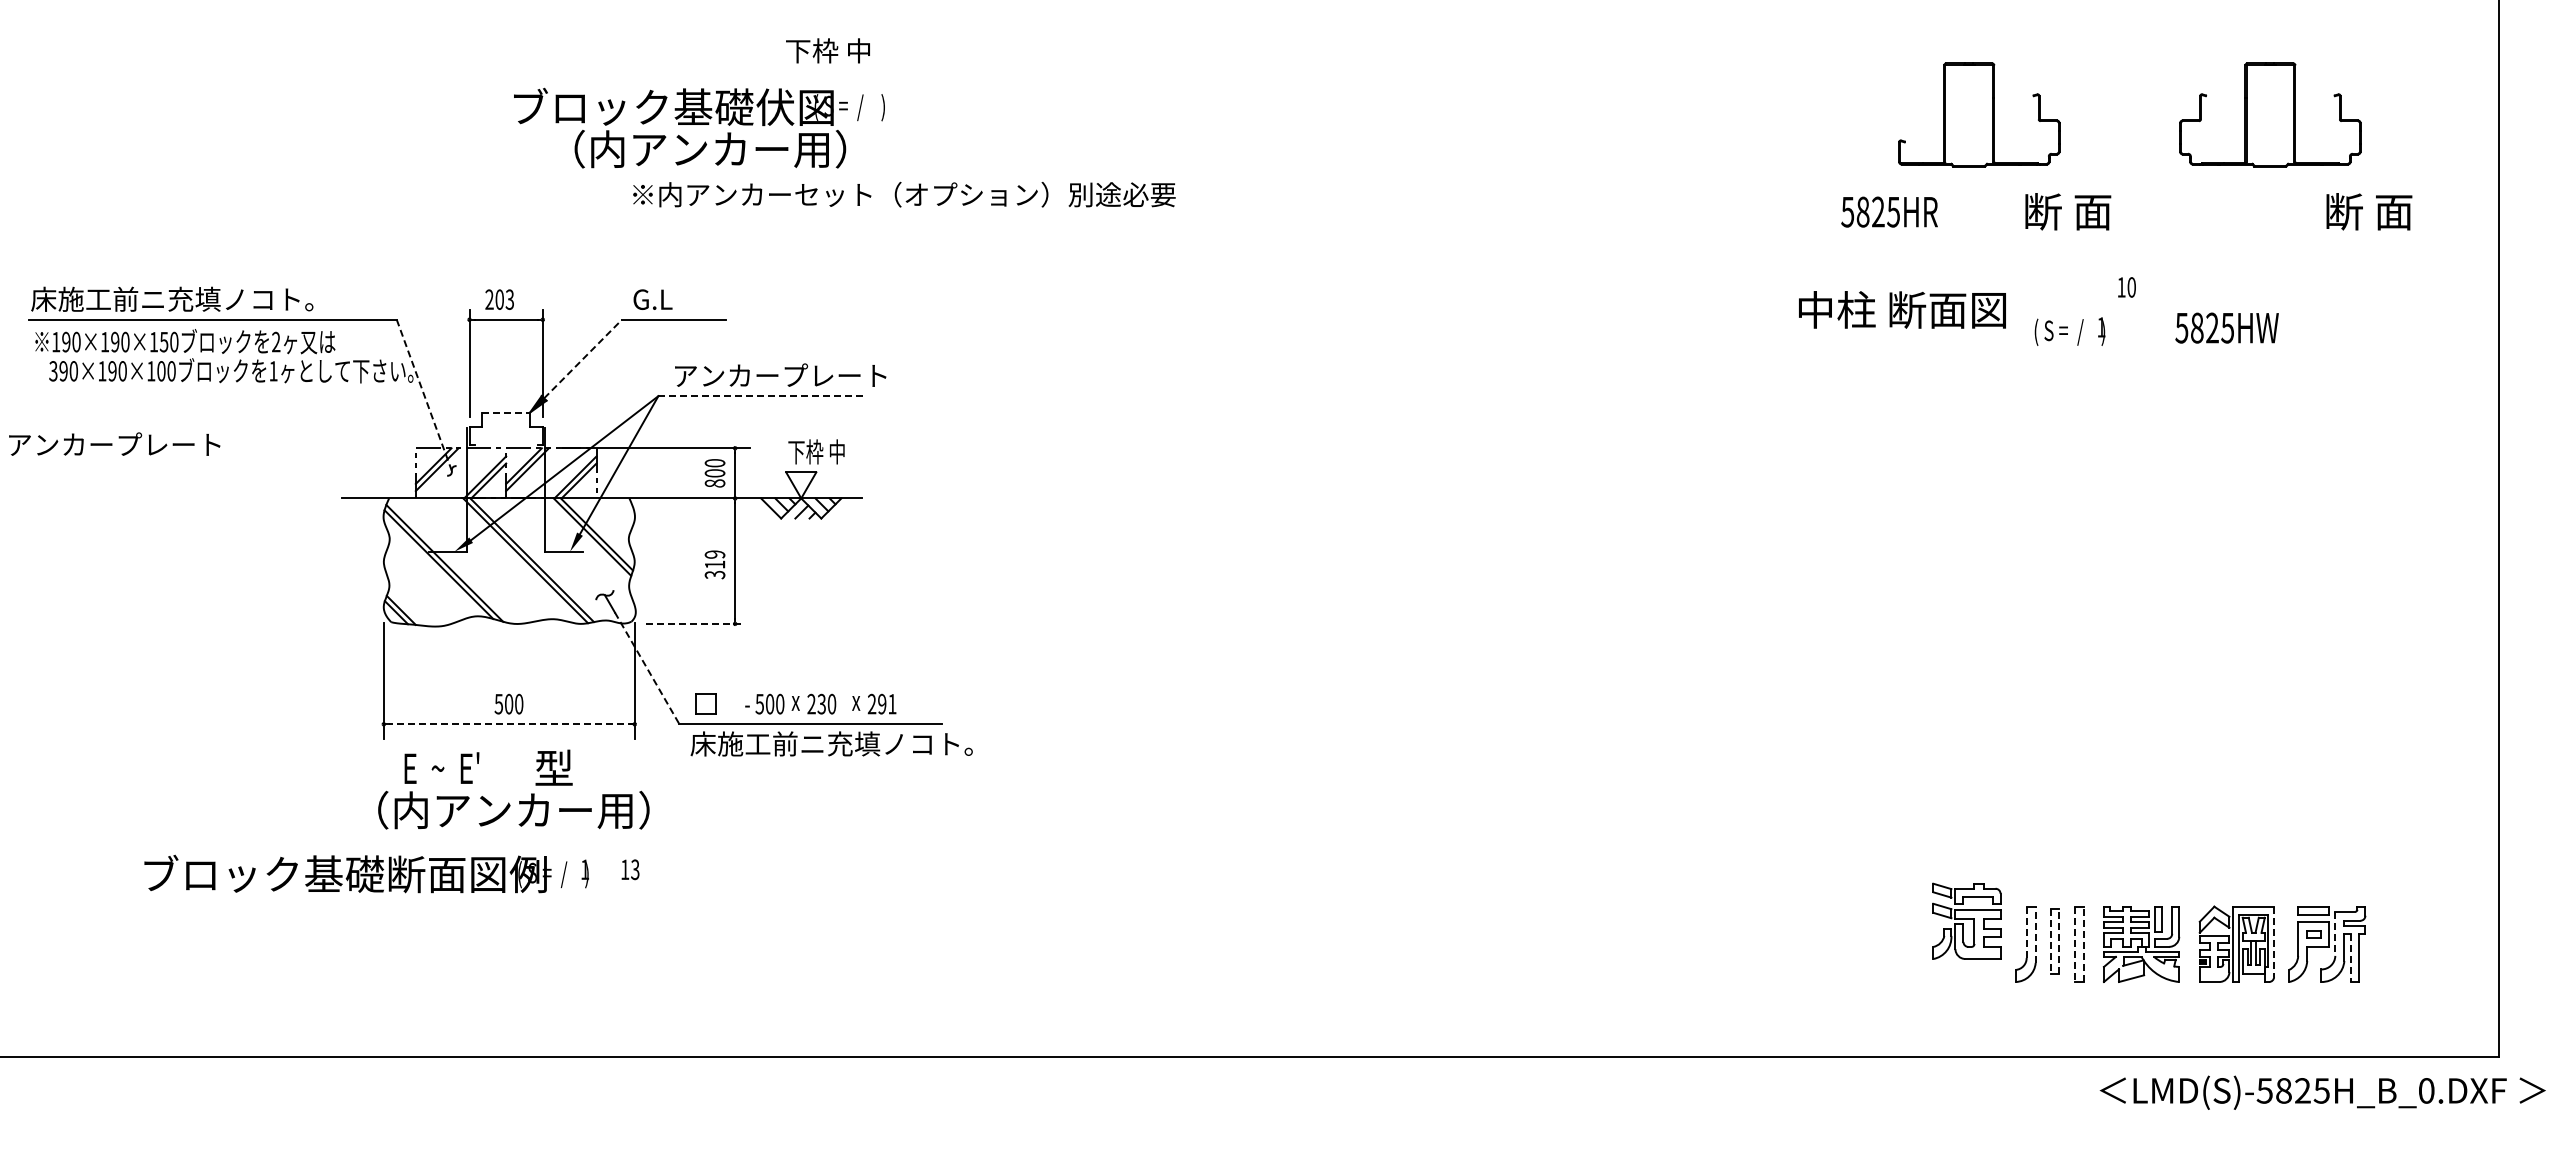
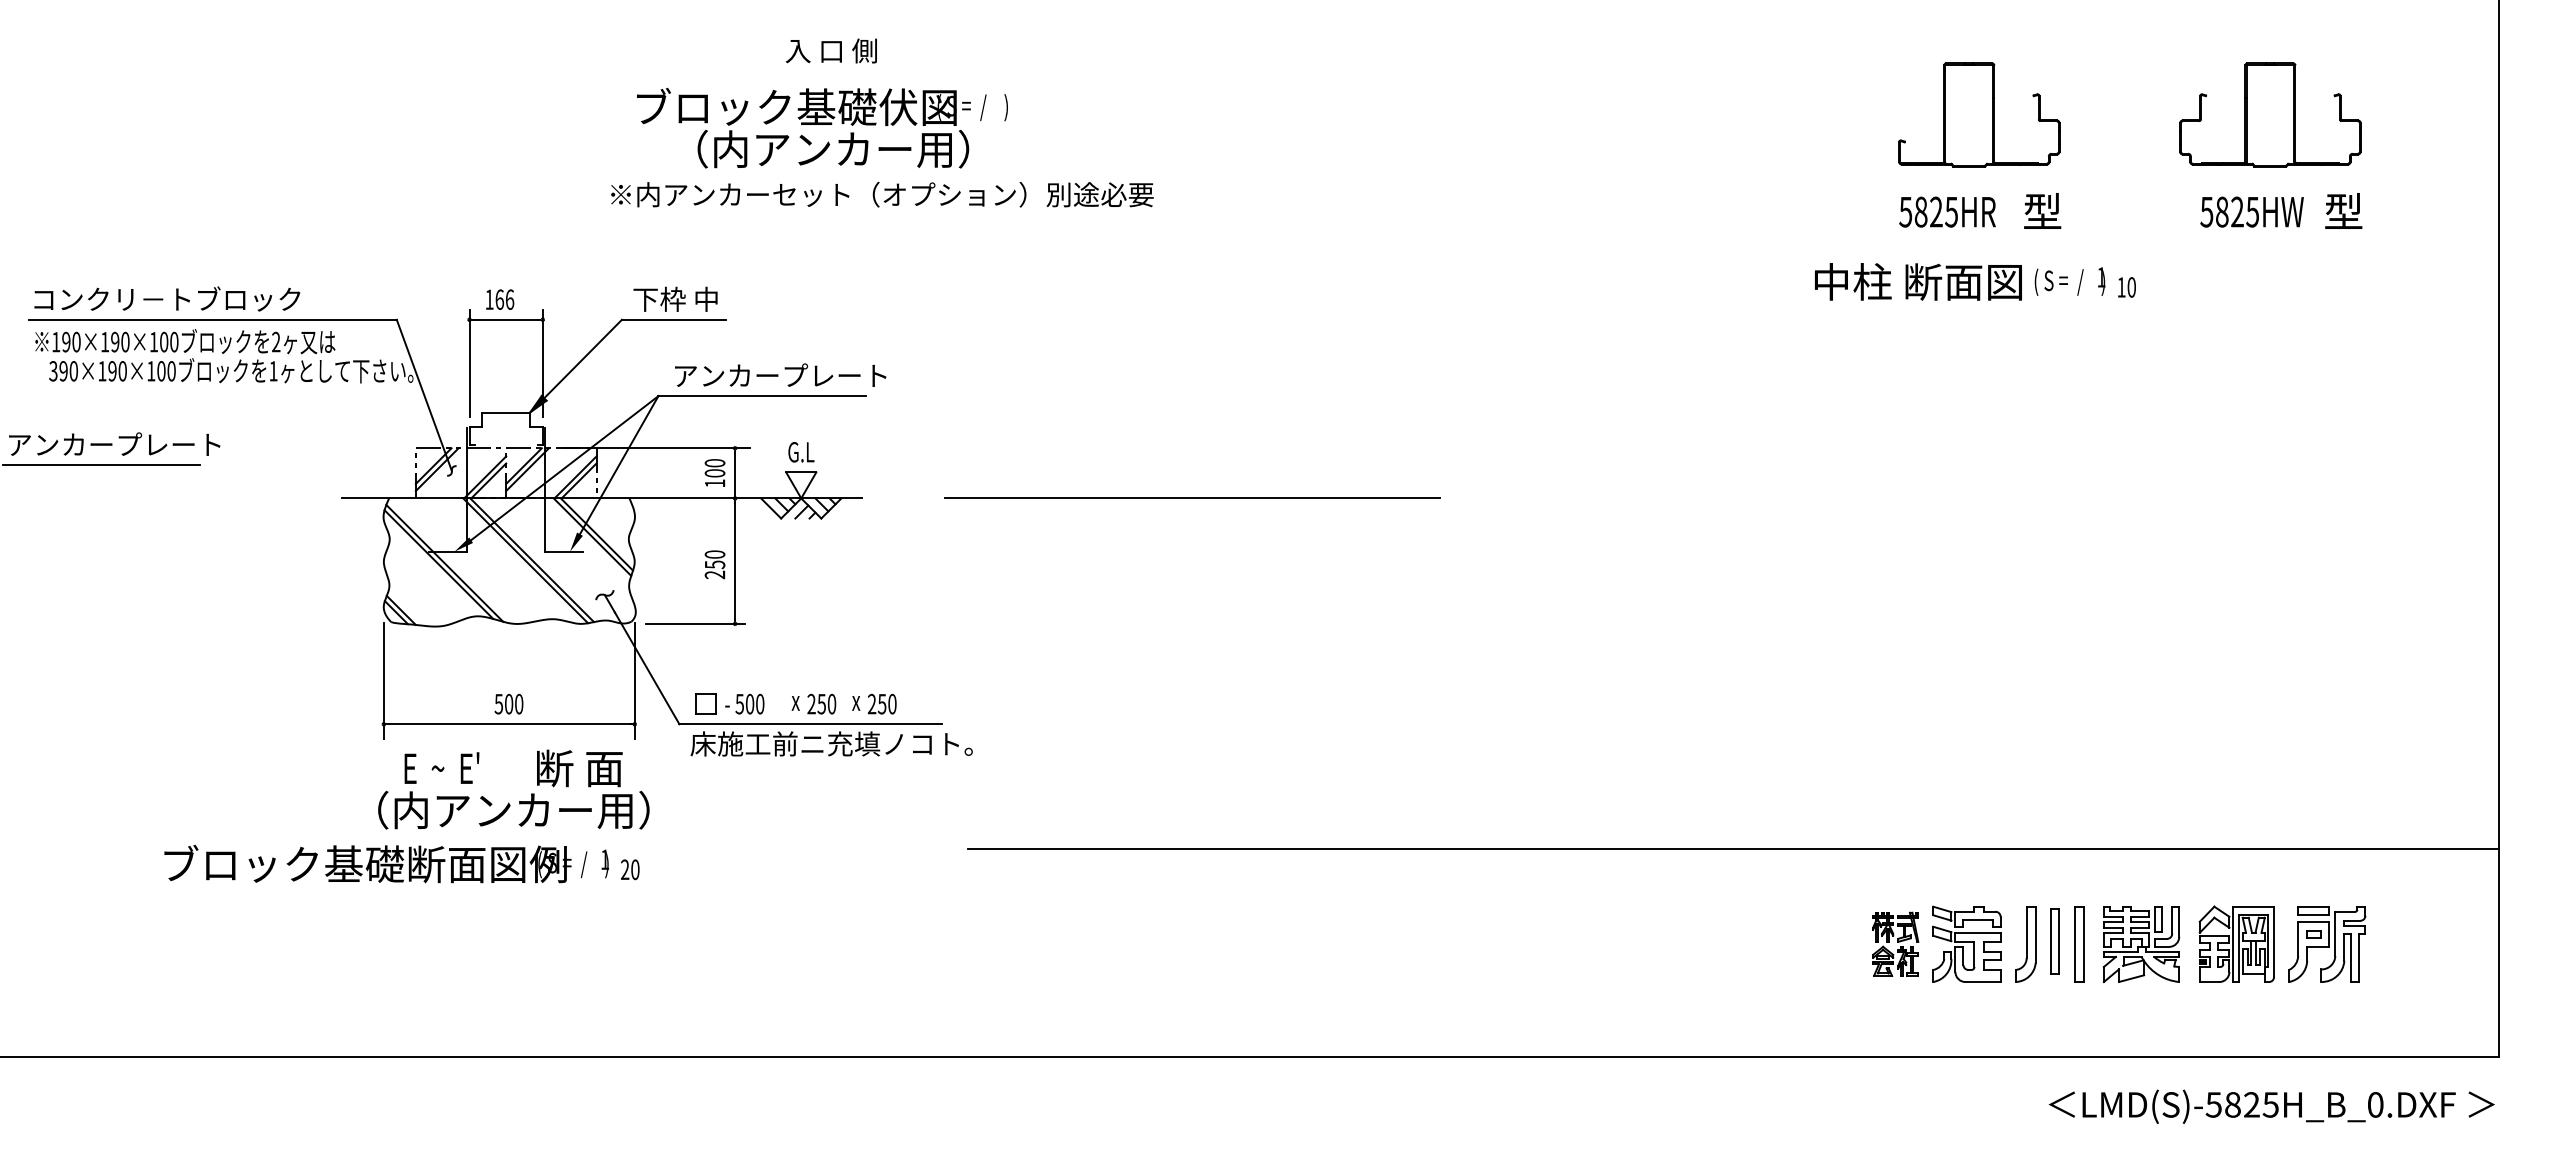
text: 下枠 中 -> 入 口 側 (830, 50)
text position: (699, 127) -> (822, 127) (822, 127)
text position: (904, 194) -> (882, 194) (882, 194)
text position: (1889, 211) -> (1947, 211) (1947, 211)
text: 断 面 -> 型 (2067, 211)
text: 断 面 -> 型 (2368, 211)
text: 床施工前ニ充填ノコト。 -> コンクリ－トブロック (172, 298)
text: G.L -> 下枠 中 (675, 298)
text: 203 -> 166 (499, 299)
text position: (1902, 309) -> (1918, 281) (1918, 281)
text position: (2226, 327) -> (2251, 211) (2251, 211)
text position: (2069, 331) -> (2069, 281) (2069, 281)
text: 190×190×150 -> 190×190×100 (163, 341)
line: dashed -> solid (583, 358)
line: dashed -> solid (424, 394)
line: dashed -> solid (762, 396)
line: dashed -> solid (506, 412)
text: 下枠 中 -> G.L (816, 451)
line: none -> present (101, 465)
text: 800 -> 100 (714, 483)
line: none -> present (1192, 498)
text: 319 -> 250 (714, 564)
line: dashed -> solid (696, 623)
line: dashed -> solid (647, 668)
text position: (764, 703) -> (744, 703) (744, 703)
text: 230 -> 250 (821, 703)
text: 291 -> 250 (887, 703)
line: dashed -> solid (511, 724)
text: 型 -> 断 面 (578, 768)
line: none -> present (1732, 849)
text: 13 -> 20 (630, 869)
text position: (366, 873) -> (386, 863) (386, 863)
part position: (1966, 920) -> (1966, 943) (1966, 943)
line: dashed -> solid (2026, 932)
line: dashed -> solid (2035, 934)
line: dashed -> solid (2335, 934)
line: dashed -> solid (2059, 941)
line: dashed -> solid (2051, 942)
line: dashed -> solid (2274, 942)
part: none -> present (1895, 943)
line: dashed -> solid (2074, 944)
line: dashed -> solid (2083, 944)
line: dashed -> solid (2351, 958)
text position: (2322, 1092) -> (2271, 1106) (2271, 1106)
